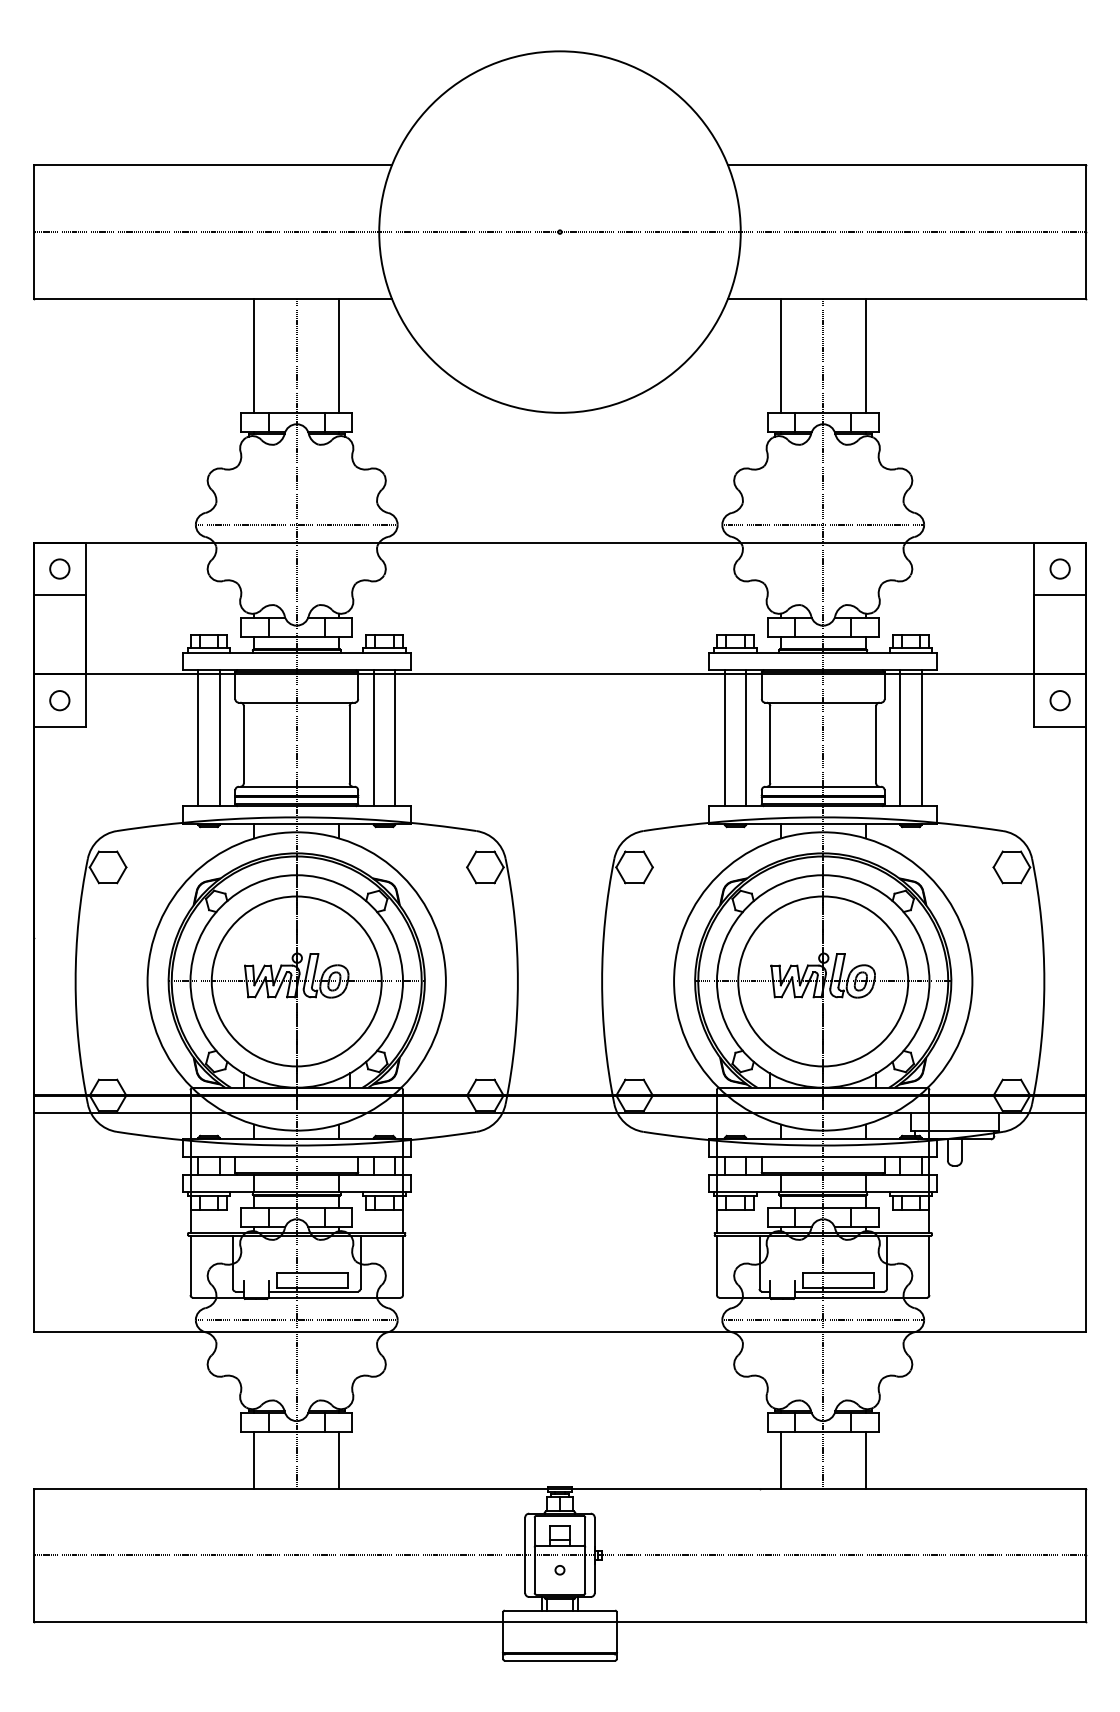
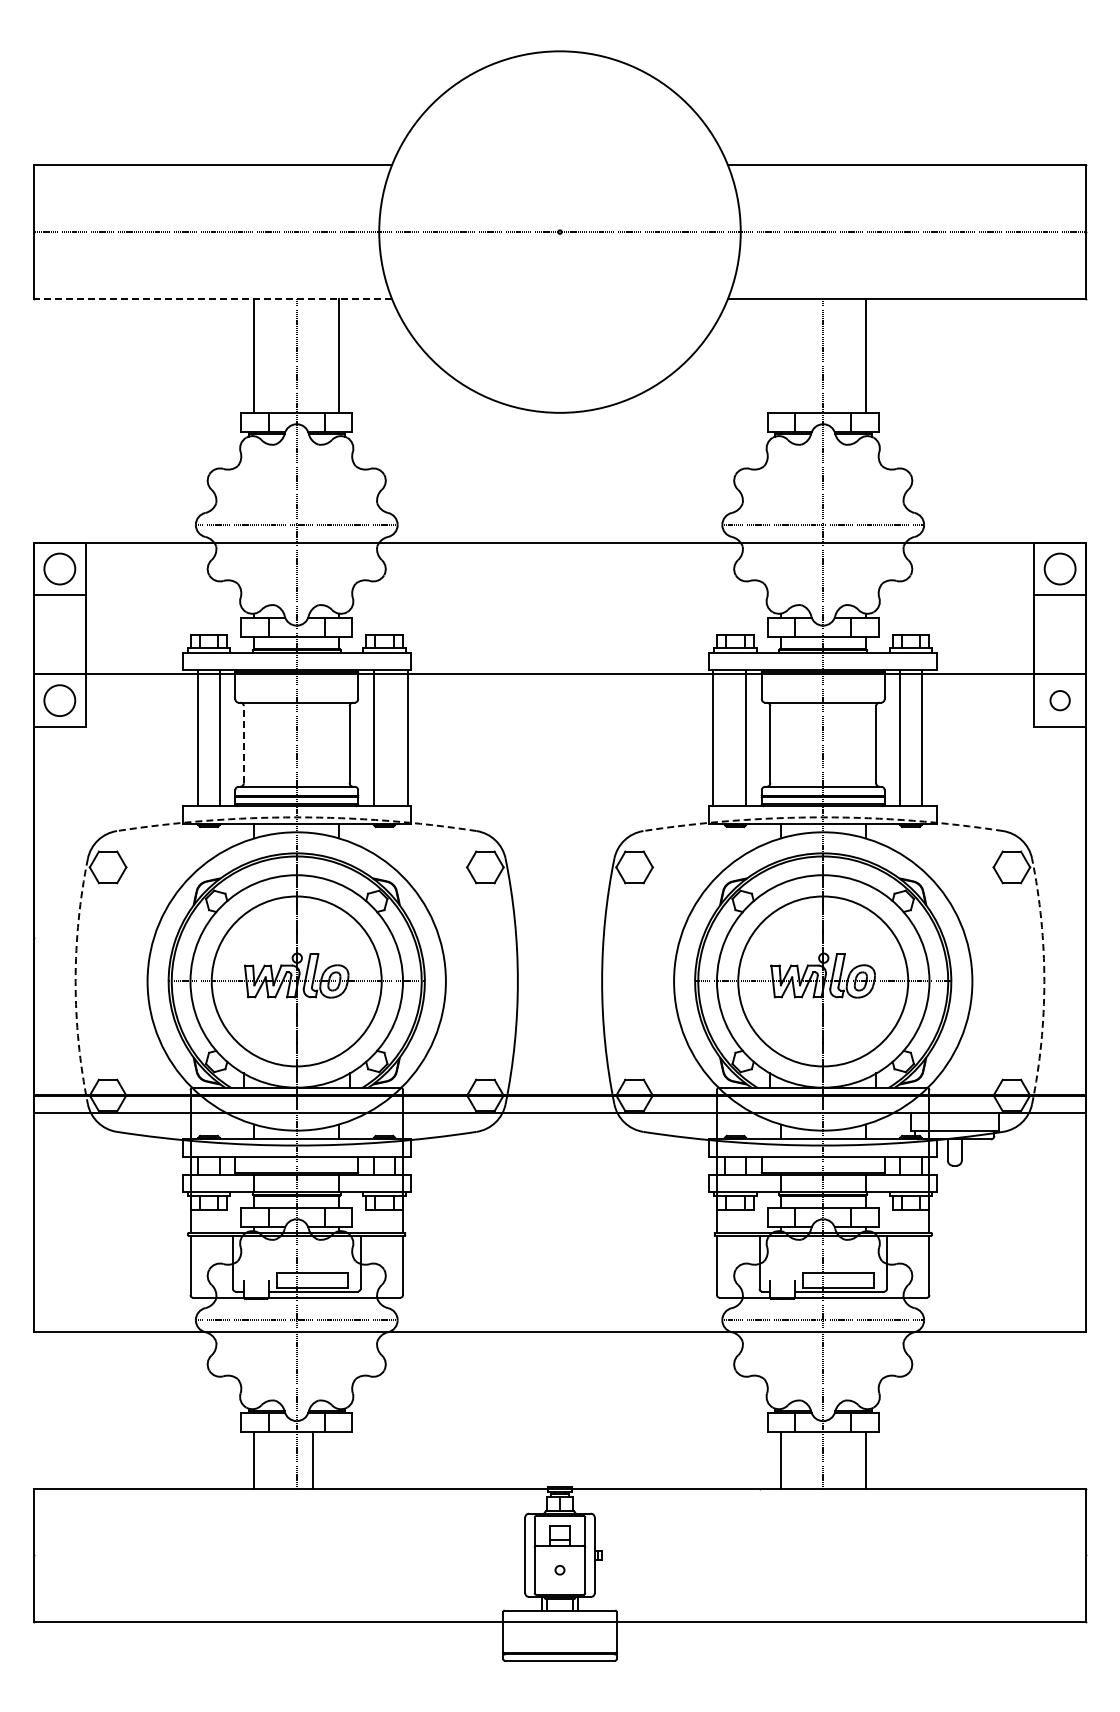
line: solid -> dashed (212, 298)
line: present -> none (780, 355)
circle diameter: 19 px -> 31 px (59, 568)
circle diameter: 19 px -> 31 px (1059, 568)
circle diameter: 19 px -> 31 px (59, 700)
line position: (395, 738) -> (408, 738) (408, 738)
line position: (724, 738) -> (712, 738) (712, 738)
line: solid -> dashed (243, 744)
arc: solid -> dashed (296, 817)
arc: solid -> dashed (823, 817)
arc: solid -> dashed (75, 981)
arc: solid -> dashed (1044, 981)
line position: (339, 1460) -> (313, 1460) (313, 1460)
line: present -> none (559, 1555)
